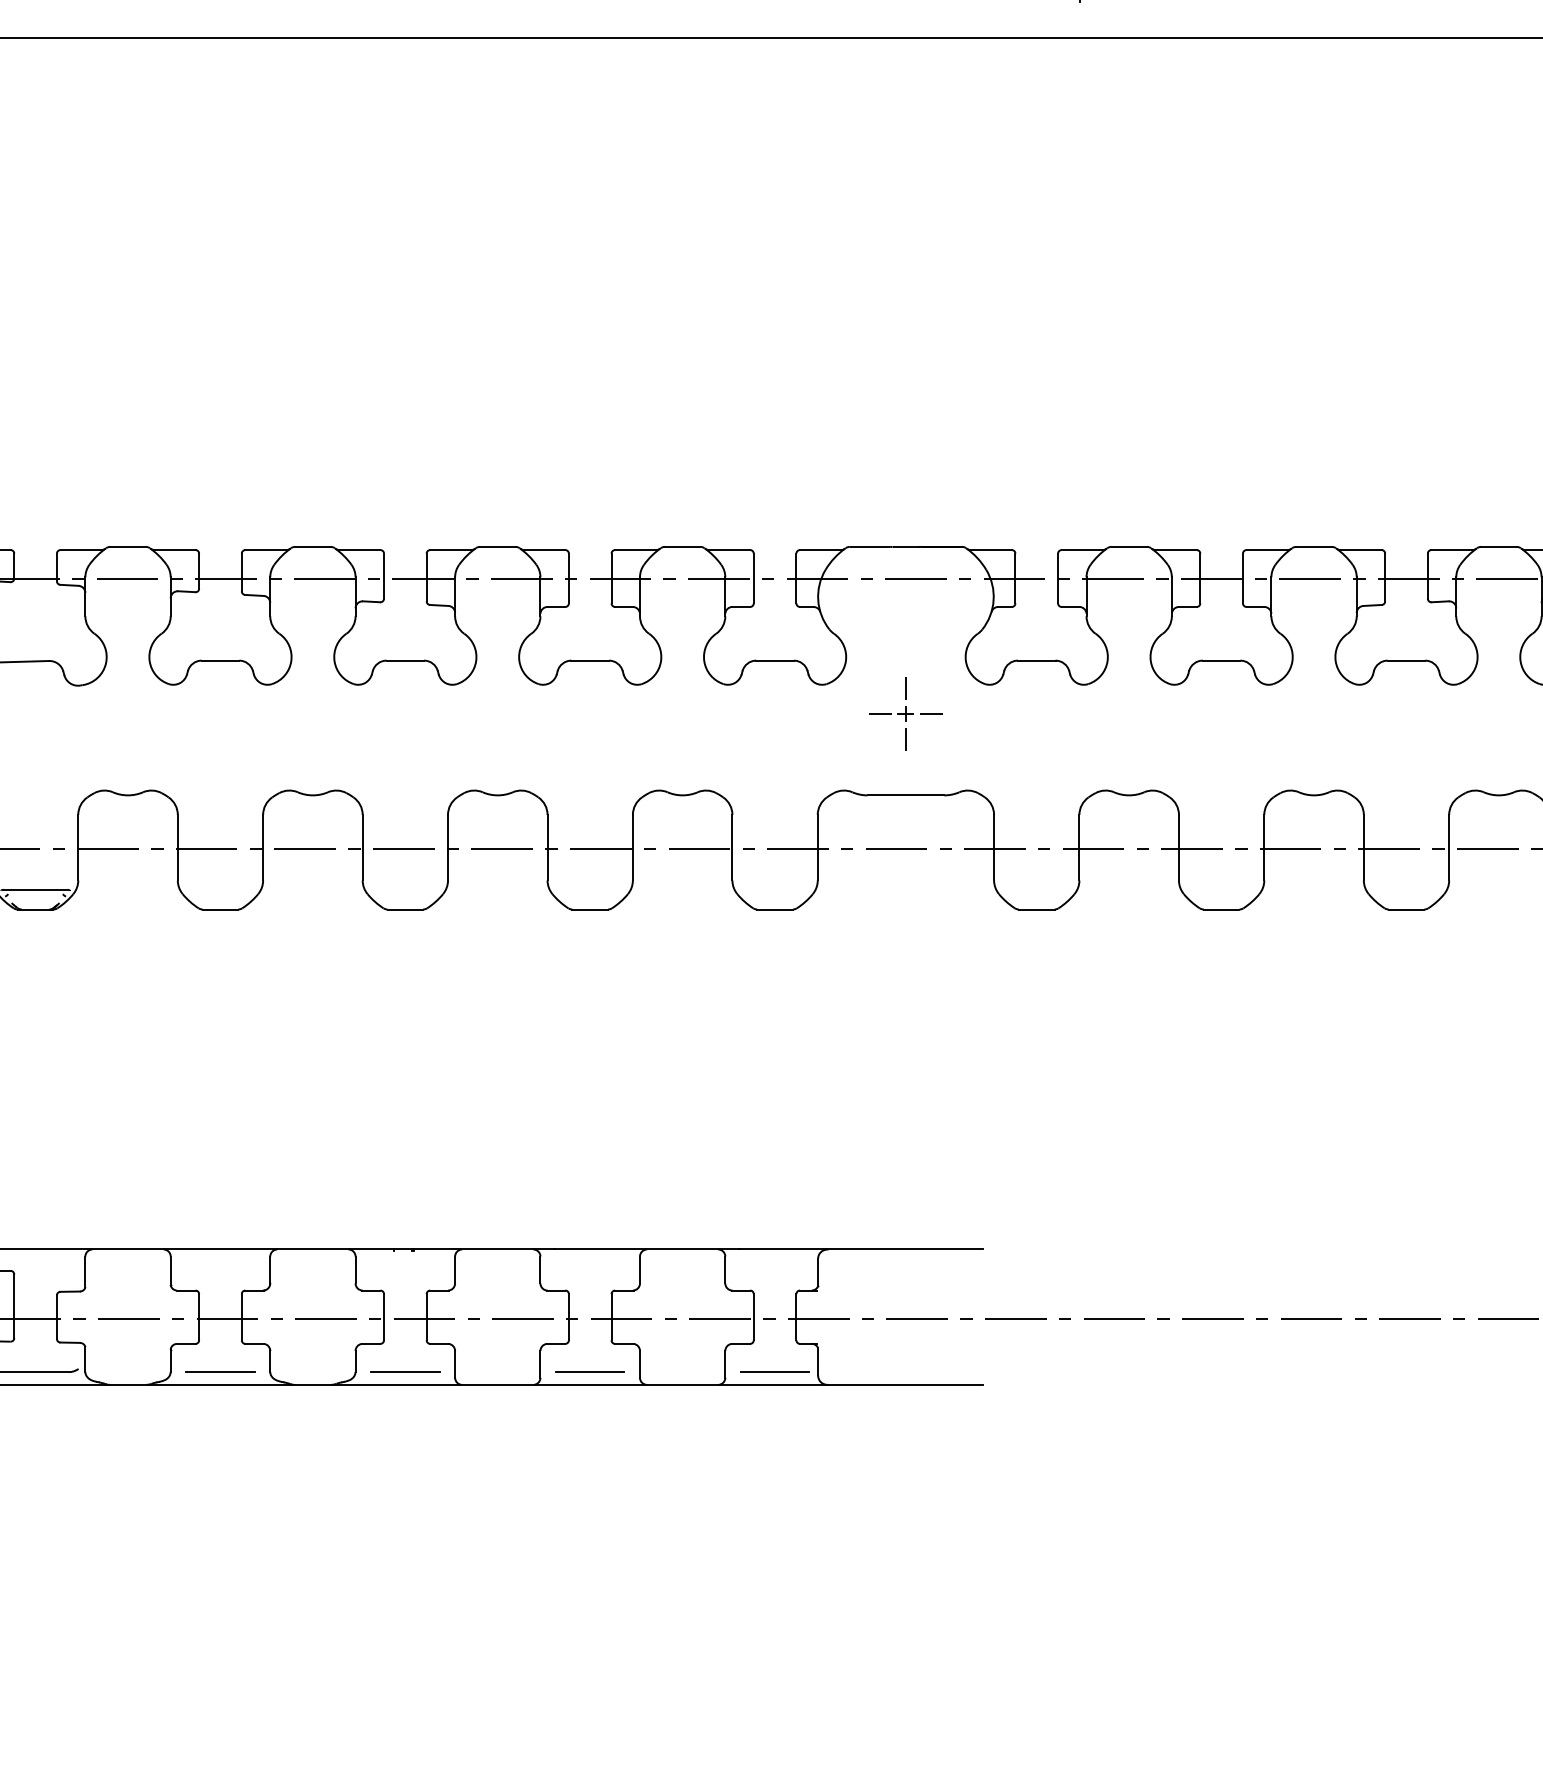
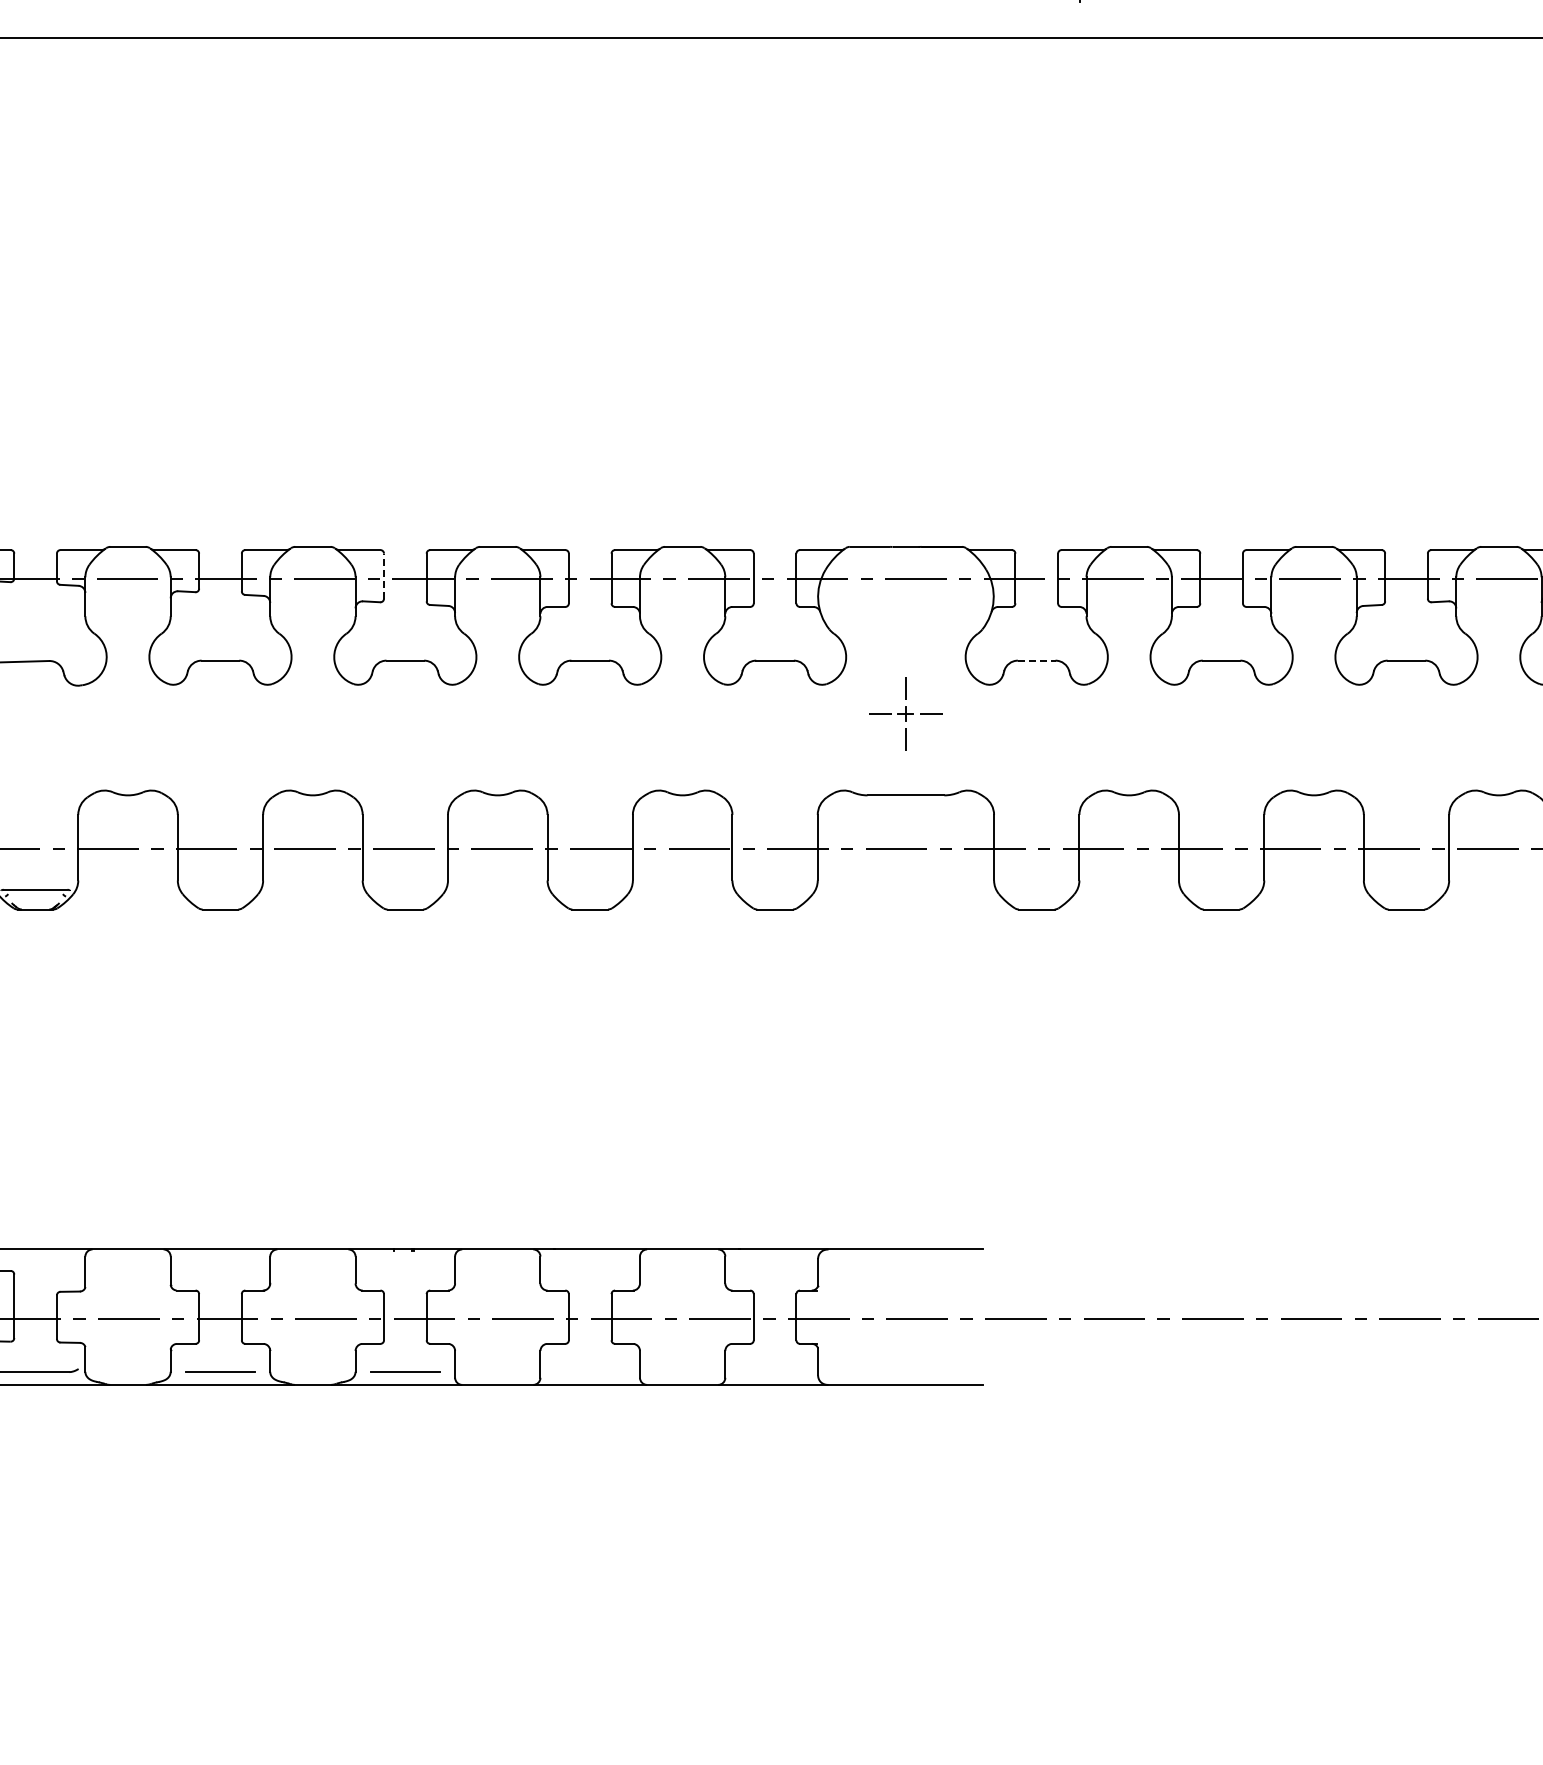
line: solid -> dashed (384, 576)
line: solid -> dashed (1036, 660)
line: present -> none (590, 1372)
line: present -> none (774, 1372)
